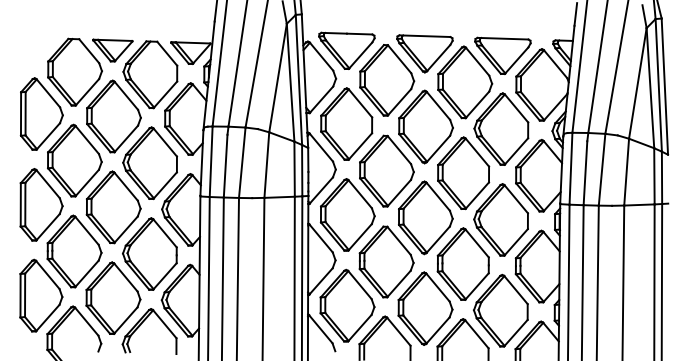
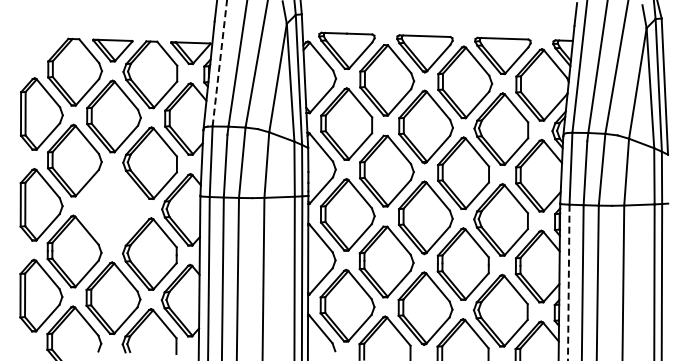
line: solid -> dashed (219, 62)
part: present -> none (113, 207)
line: solid -> dashed (568, 282)
